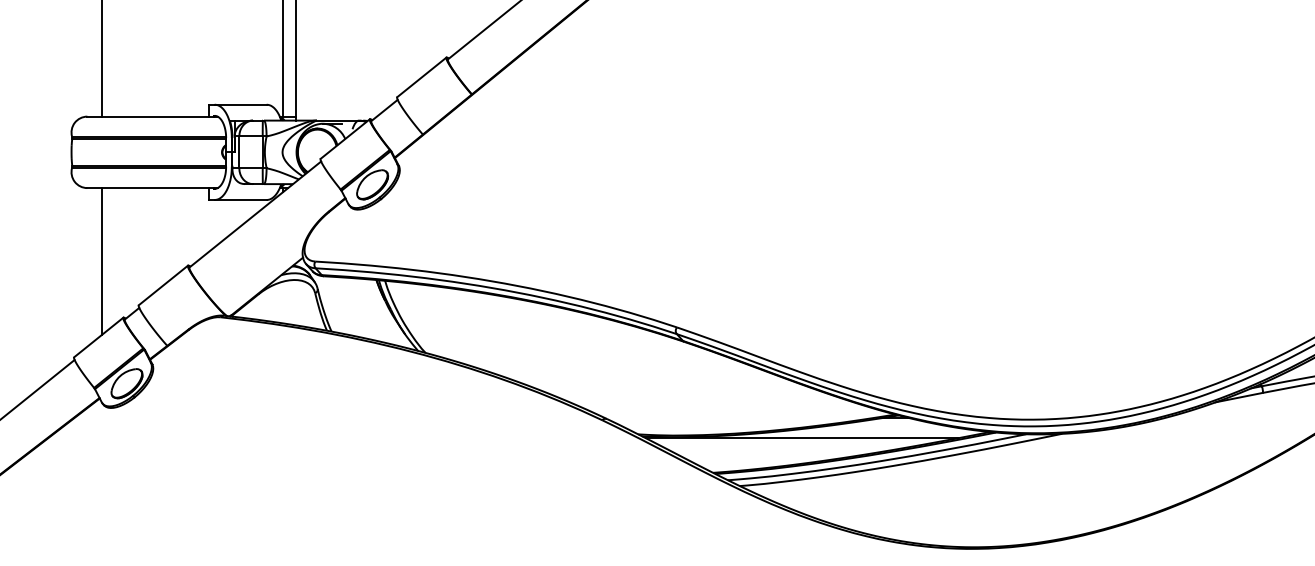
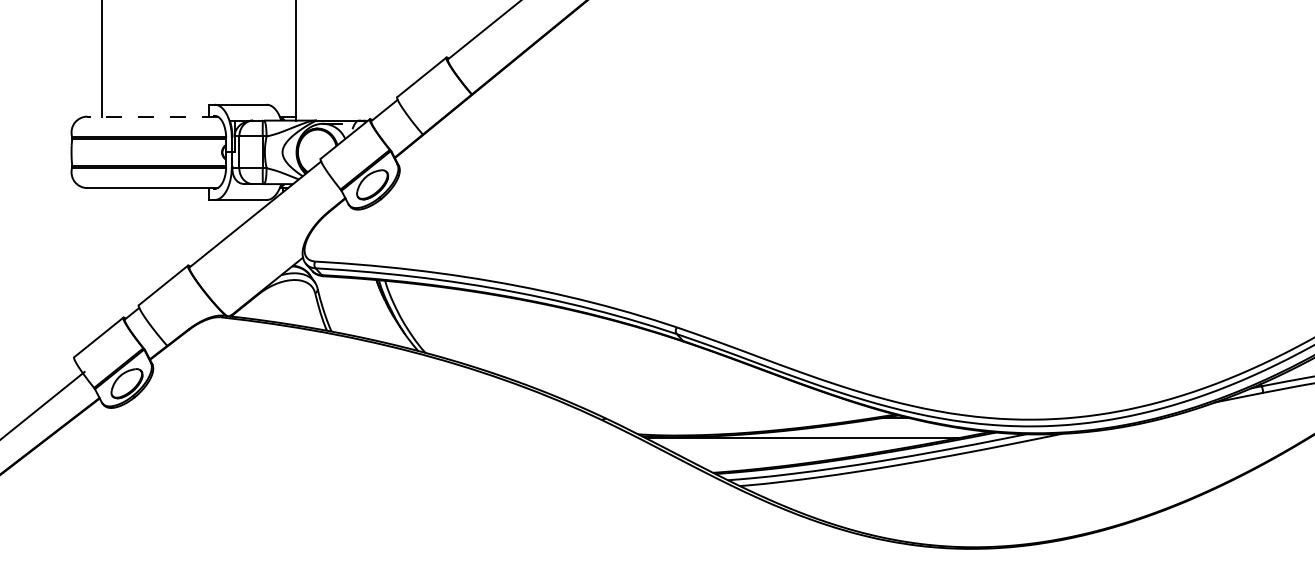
line: present -> none (282, 59)
line: solid -> dashed (152, 116)
line: present -> none (101, 261)
line position: (38, 388) -> (43, 404) (43, 404)
